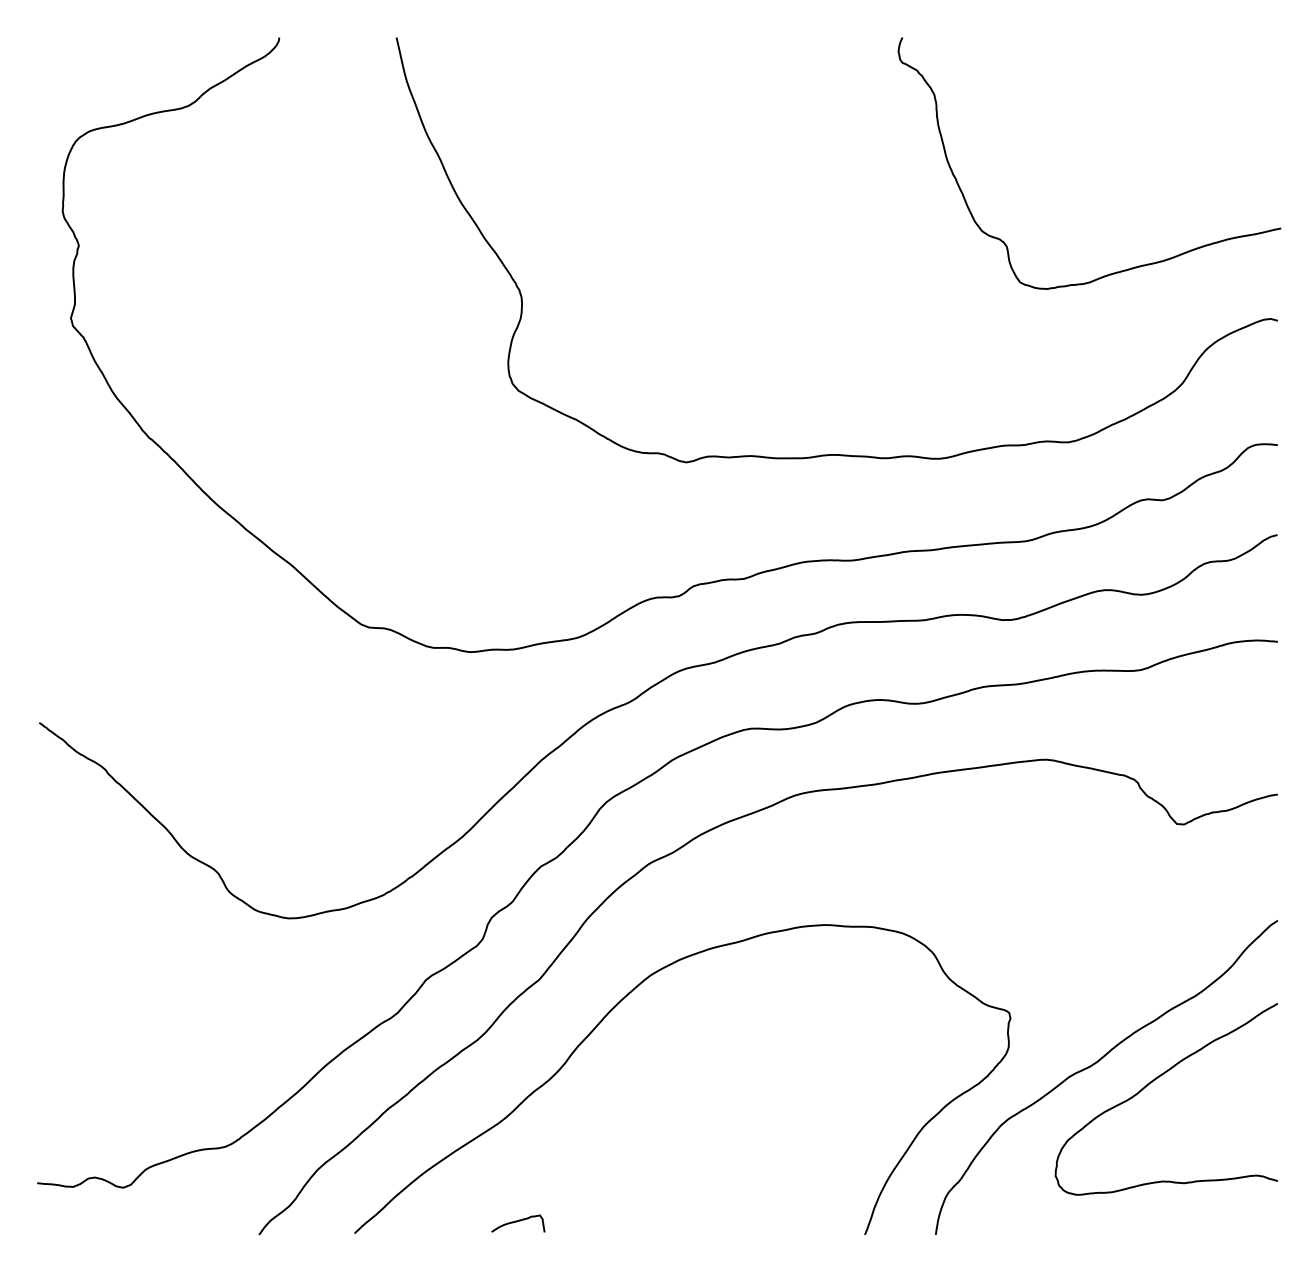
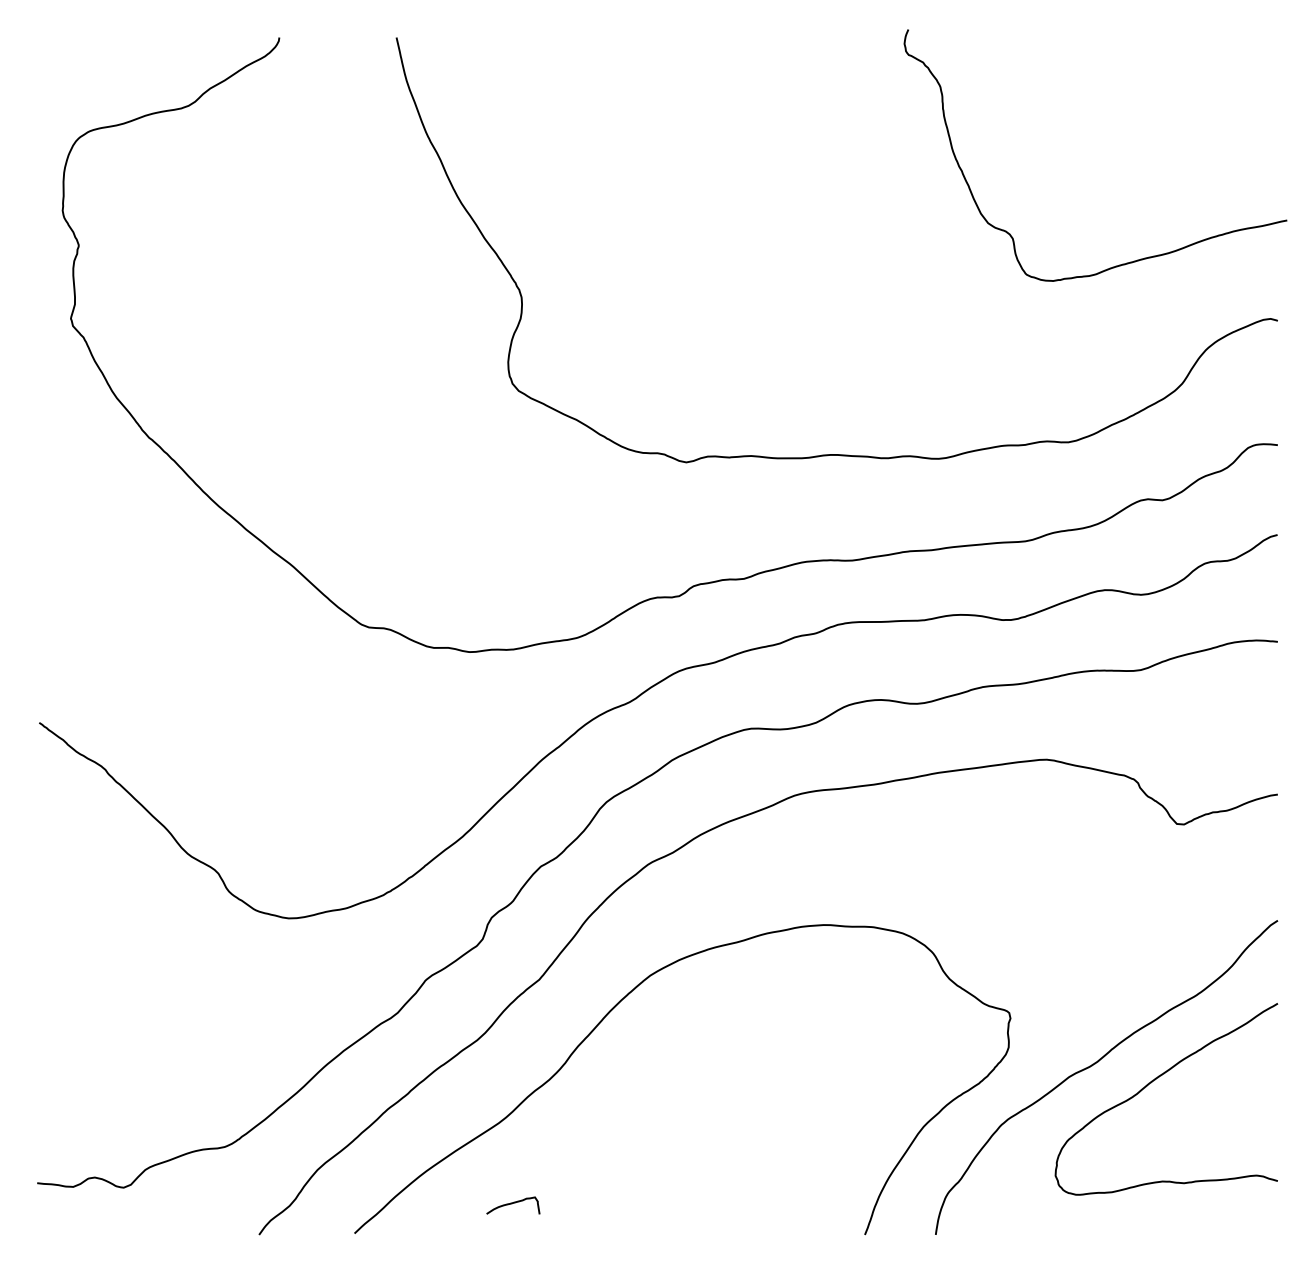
curve position: (1116, 271) -> (1122, 263) (1122, 263)
curve position: (517, 1222) -> (512, 1204) (512, 1204)
